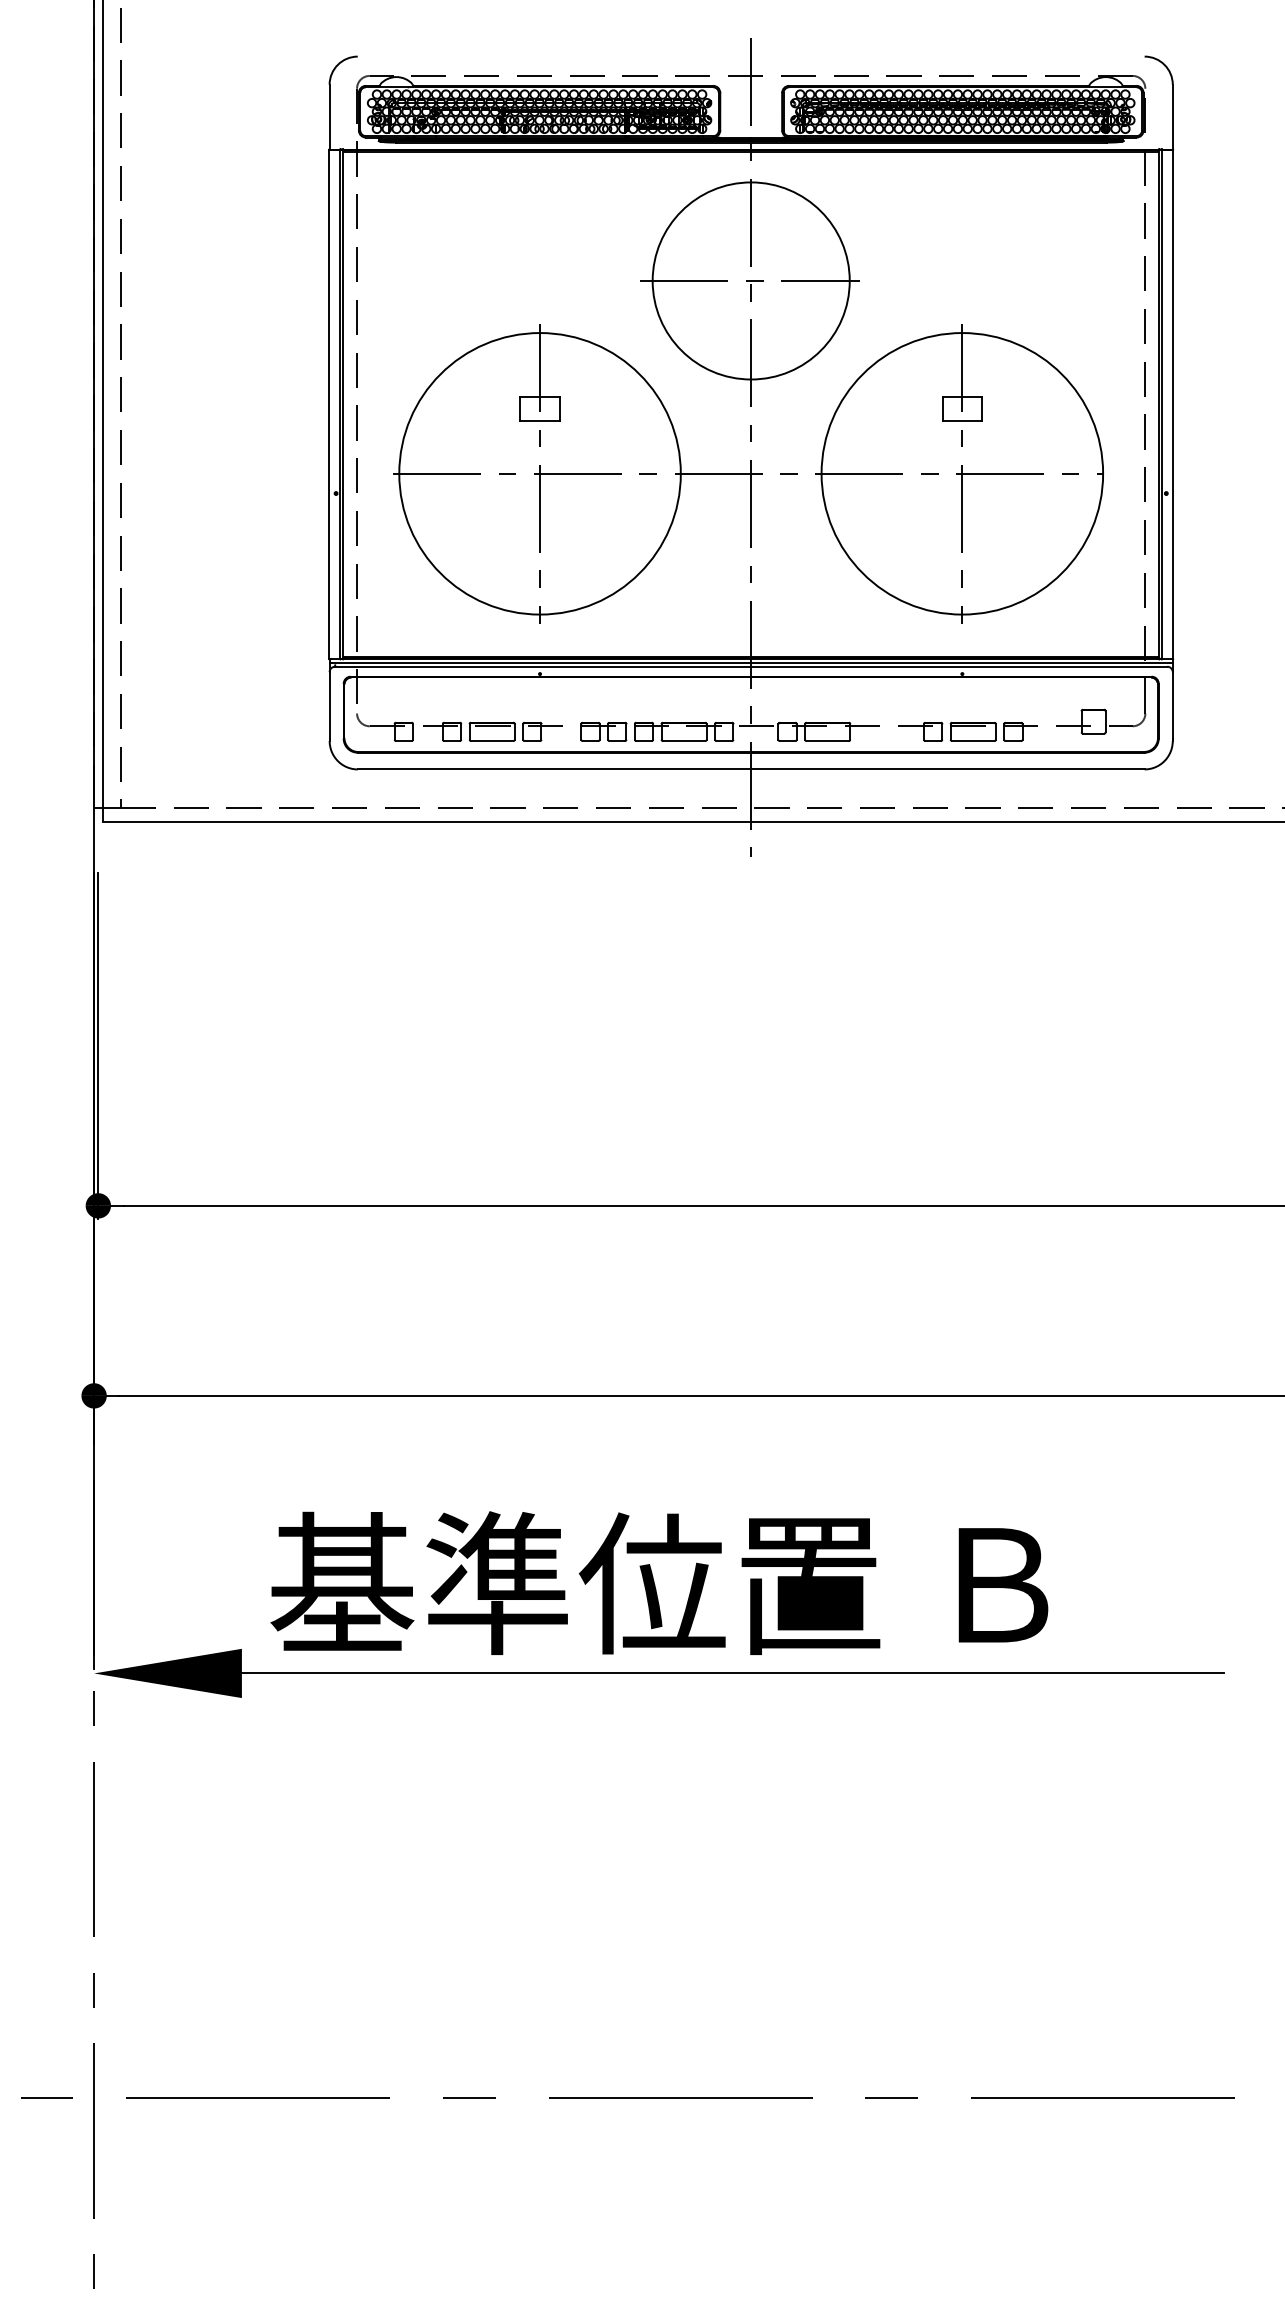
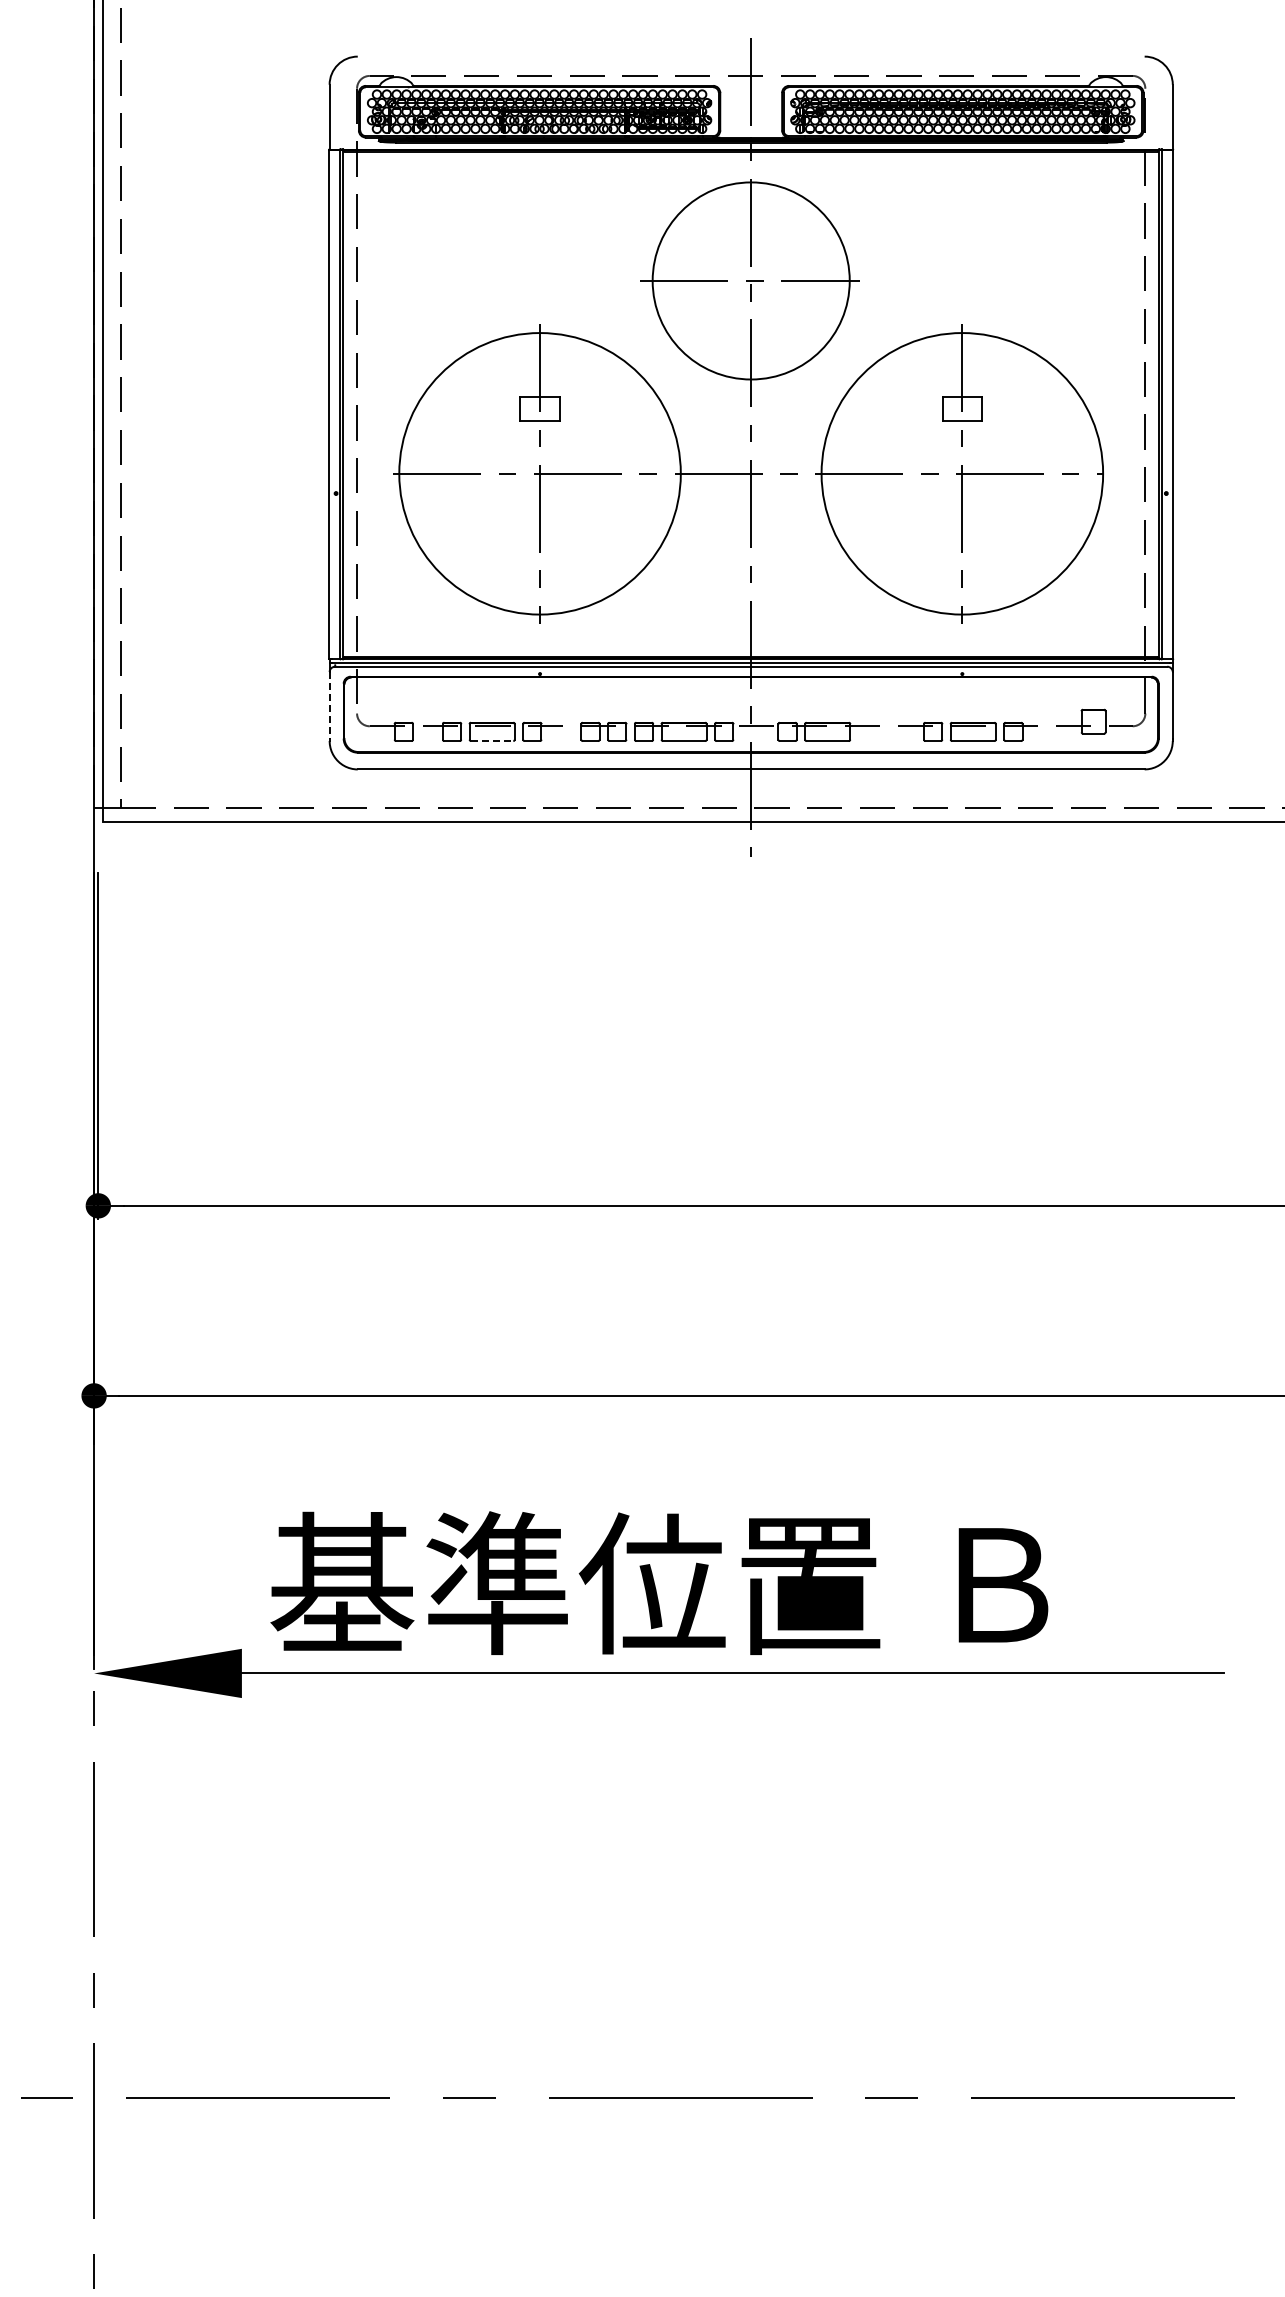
line: solid -> dashed (329, 705)
line: solid -> dashed (492, 741)
